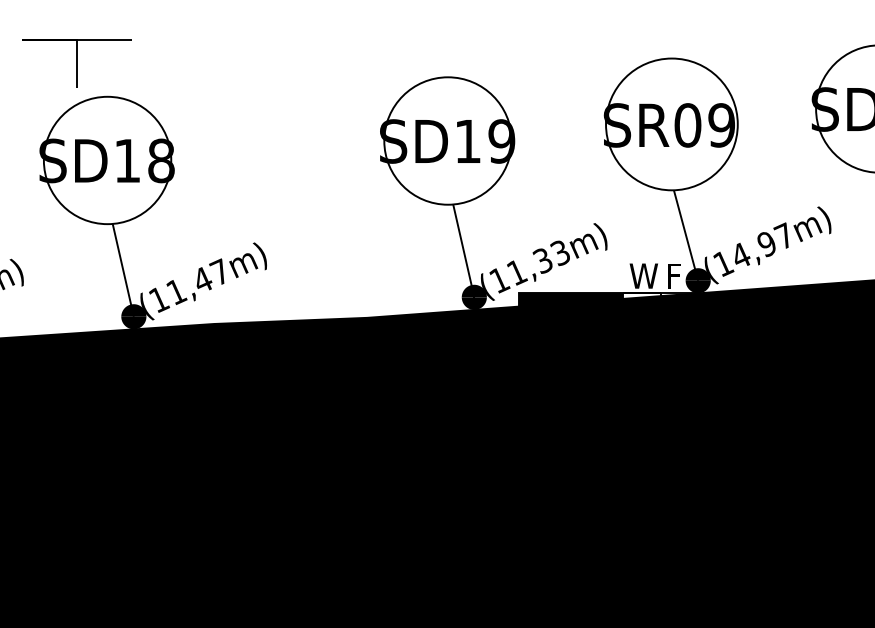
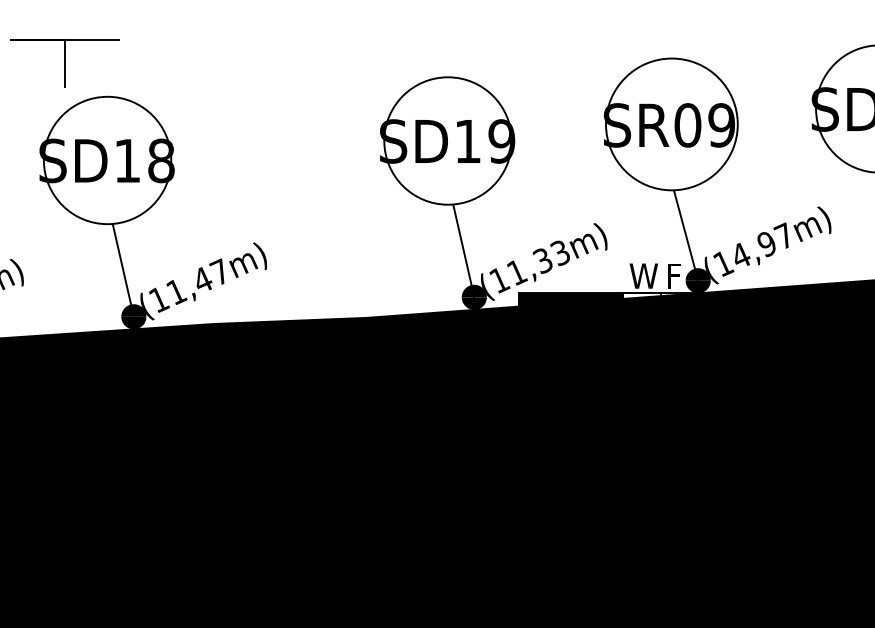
part position: (76, 63) -> (64, 63) (64, 63)
